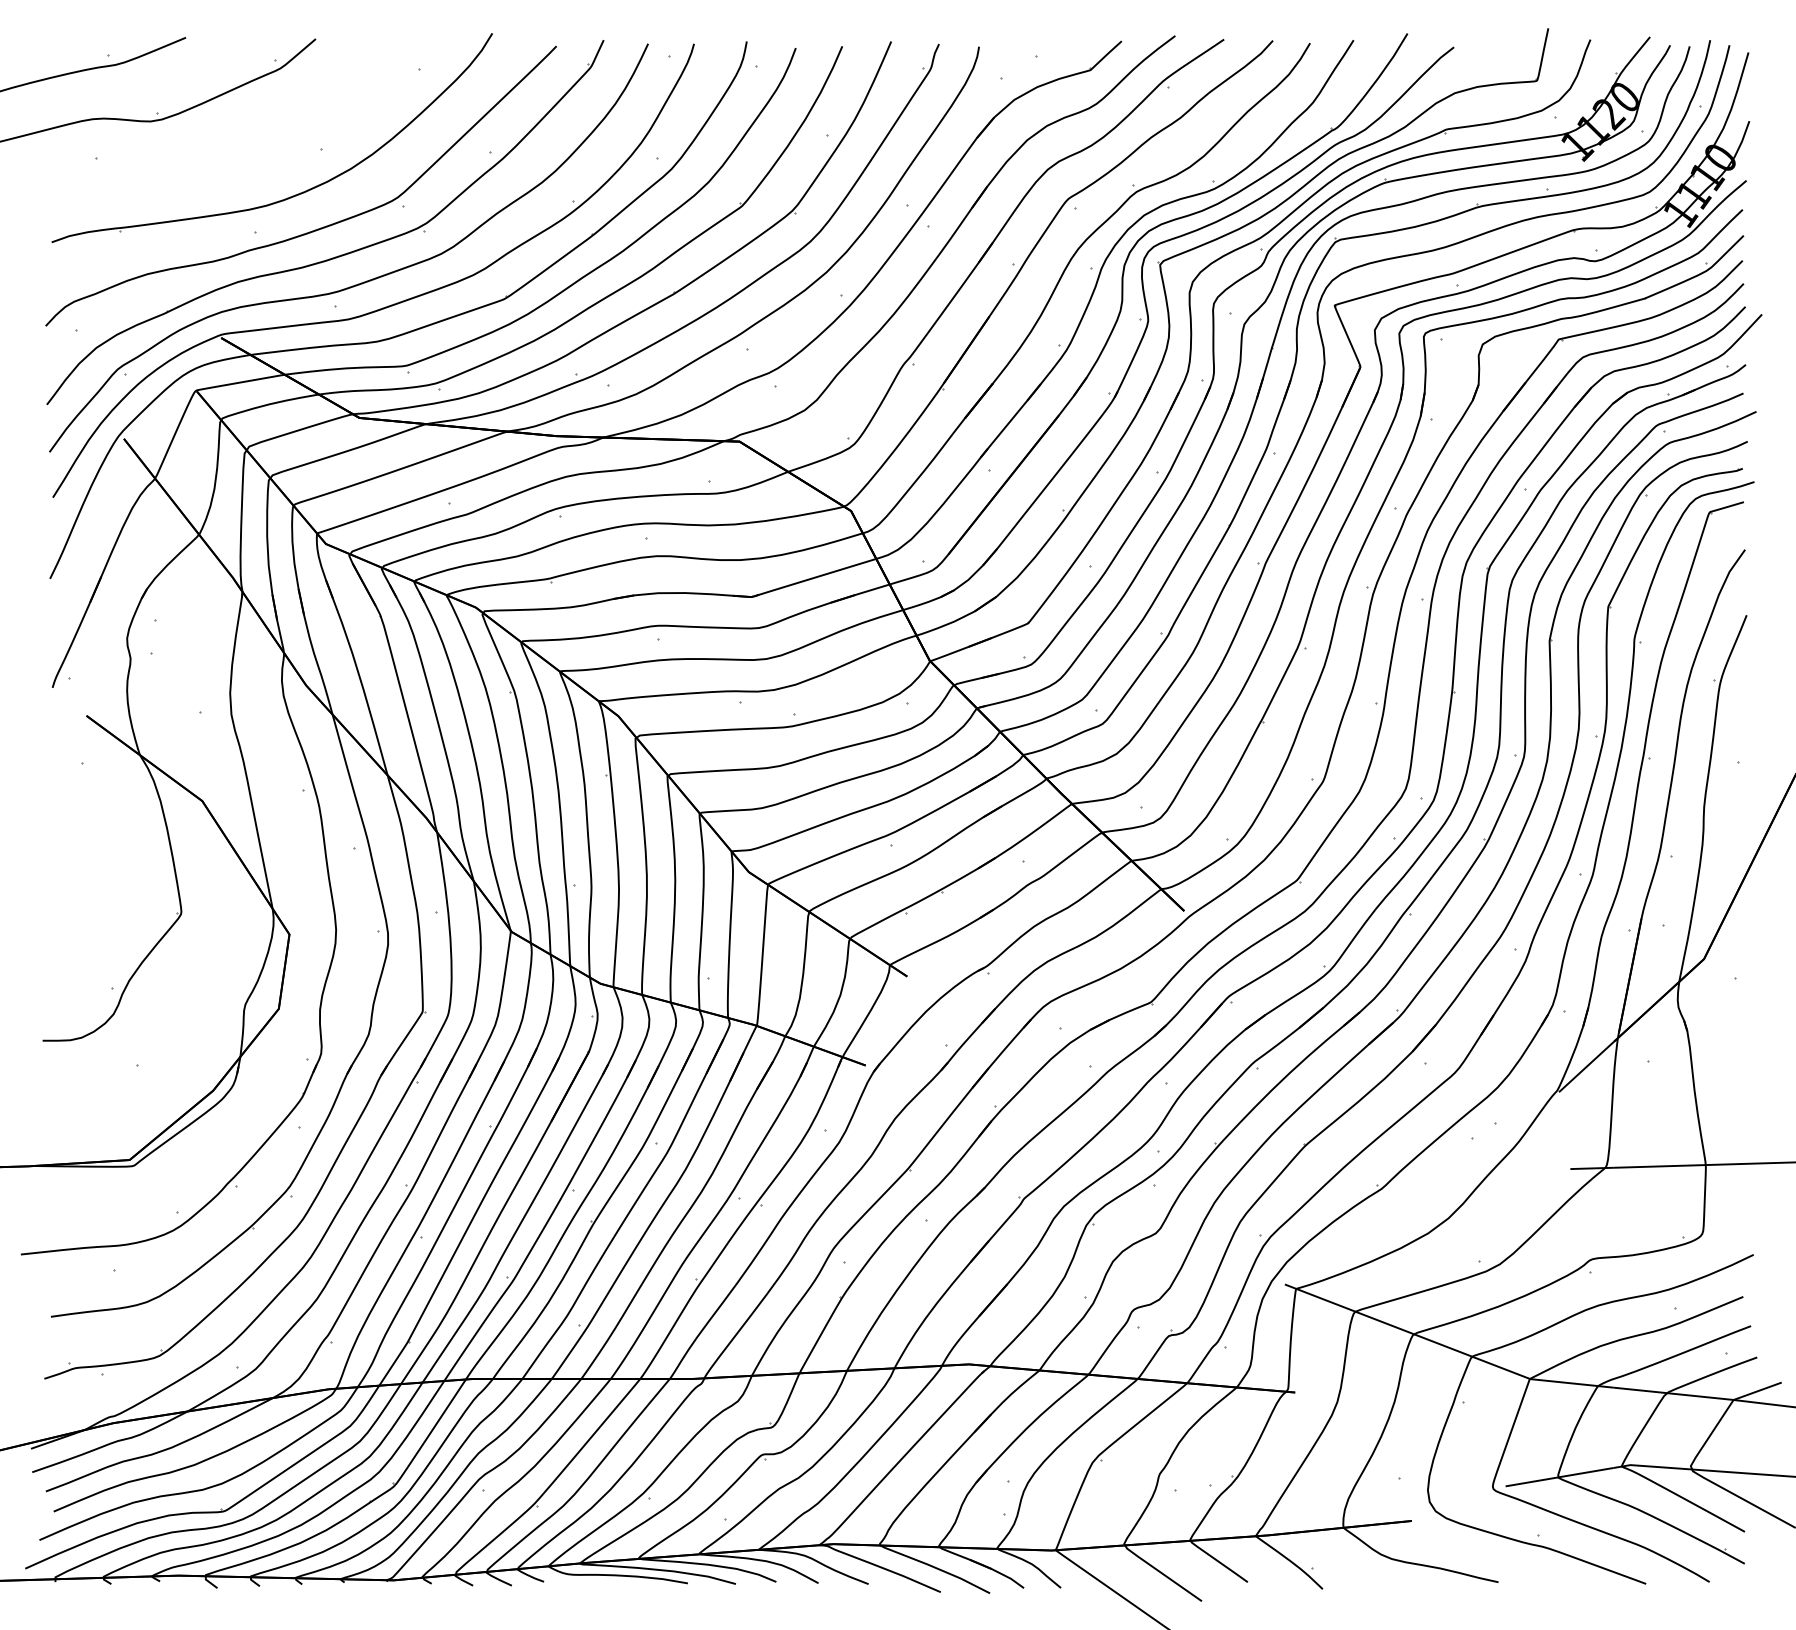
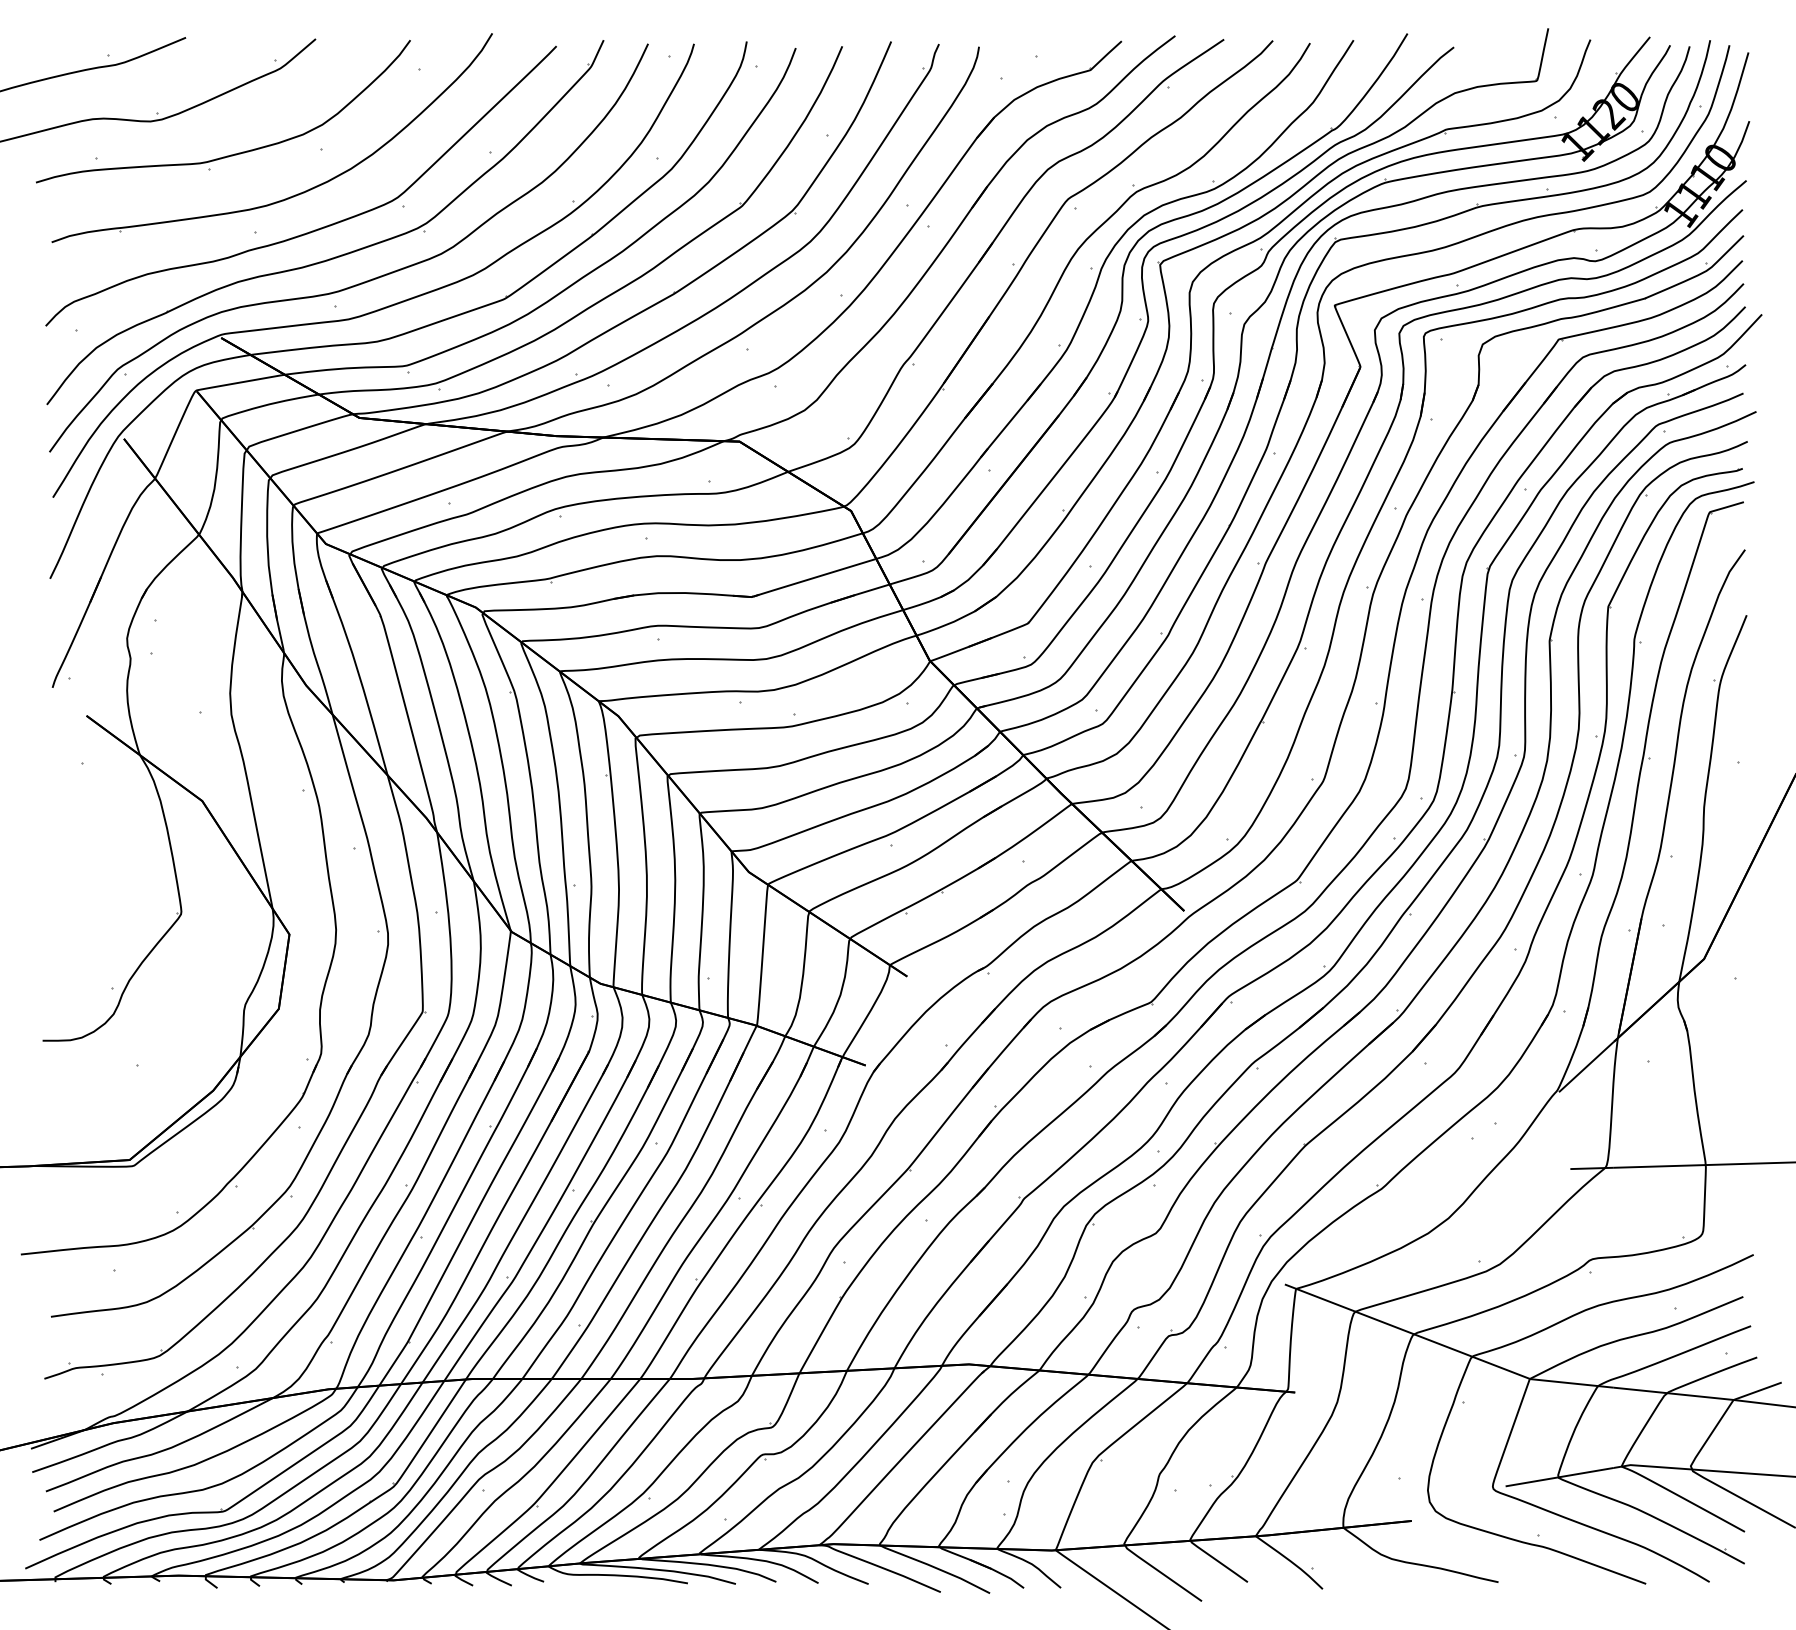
part: none -> present (234, 153)
